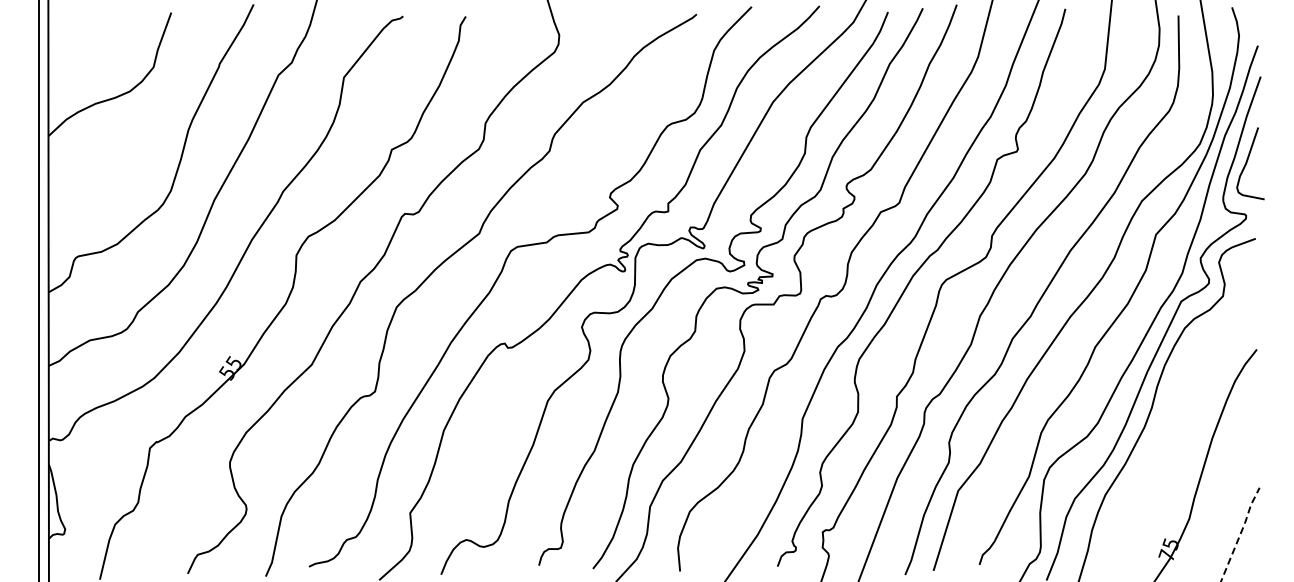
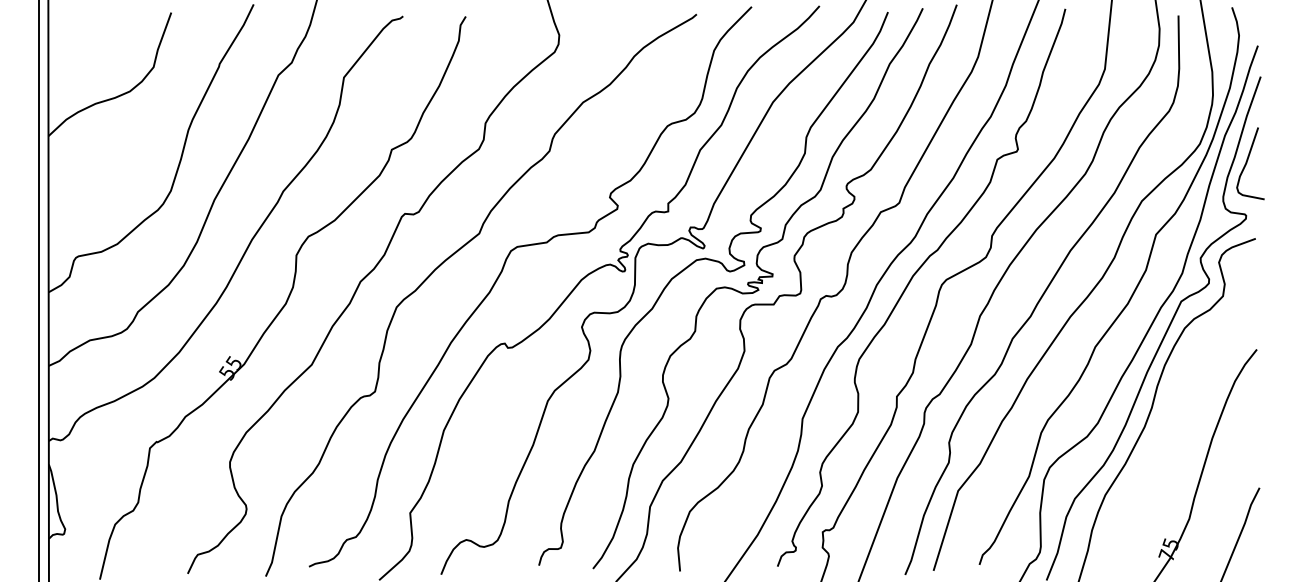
line: dashed -> solid (1241, 532)
